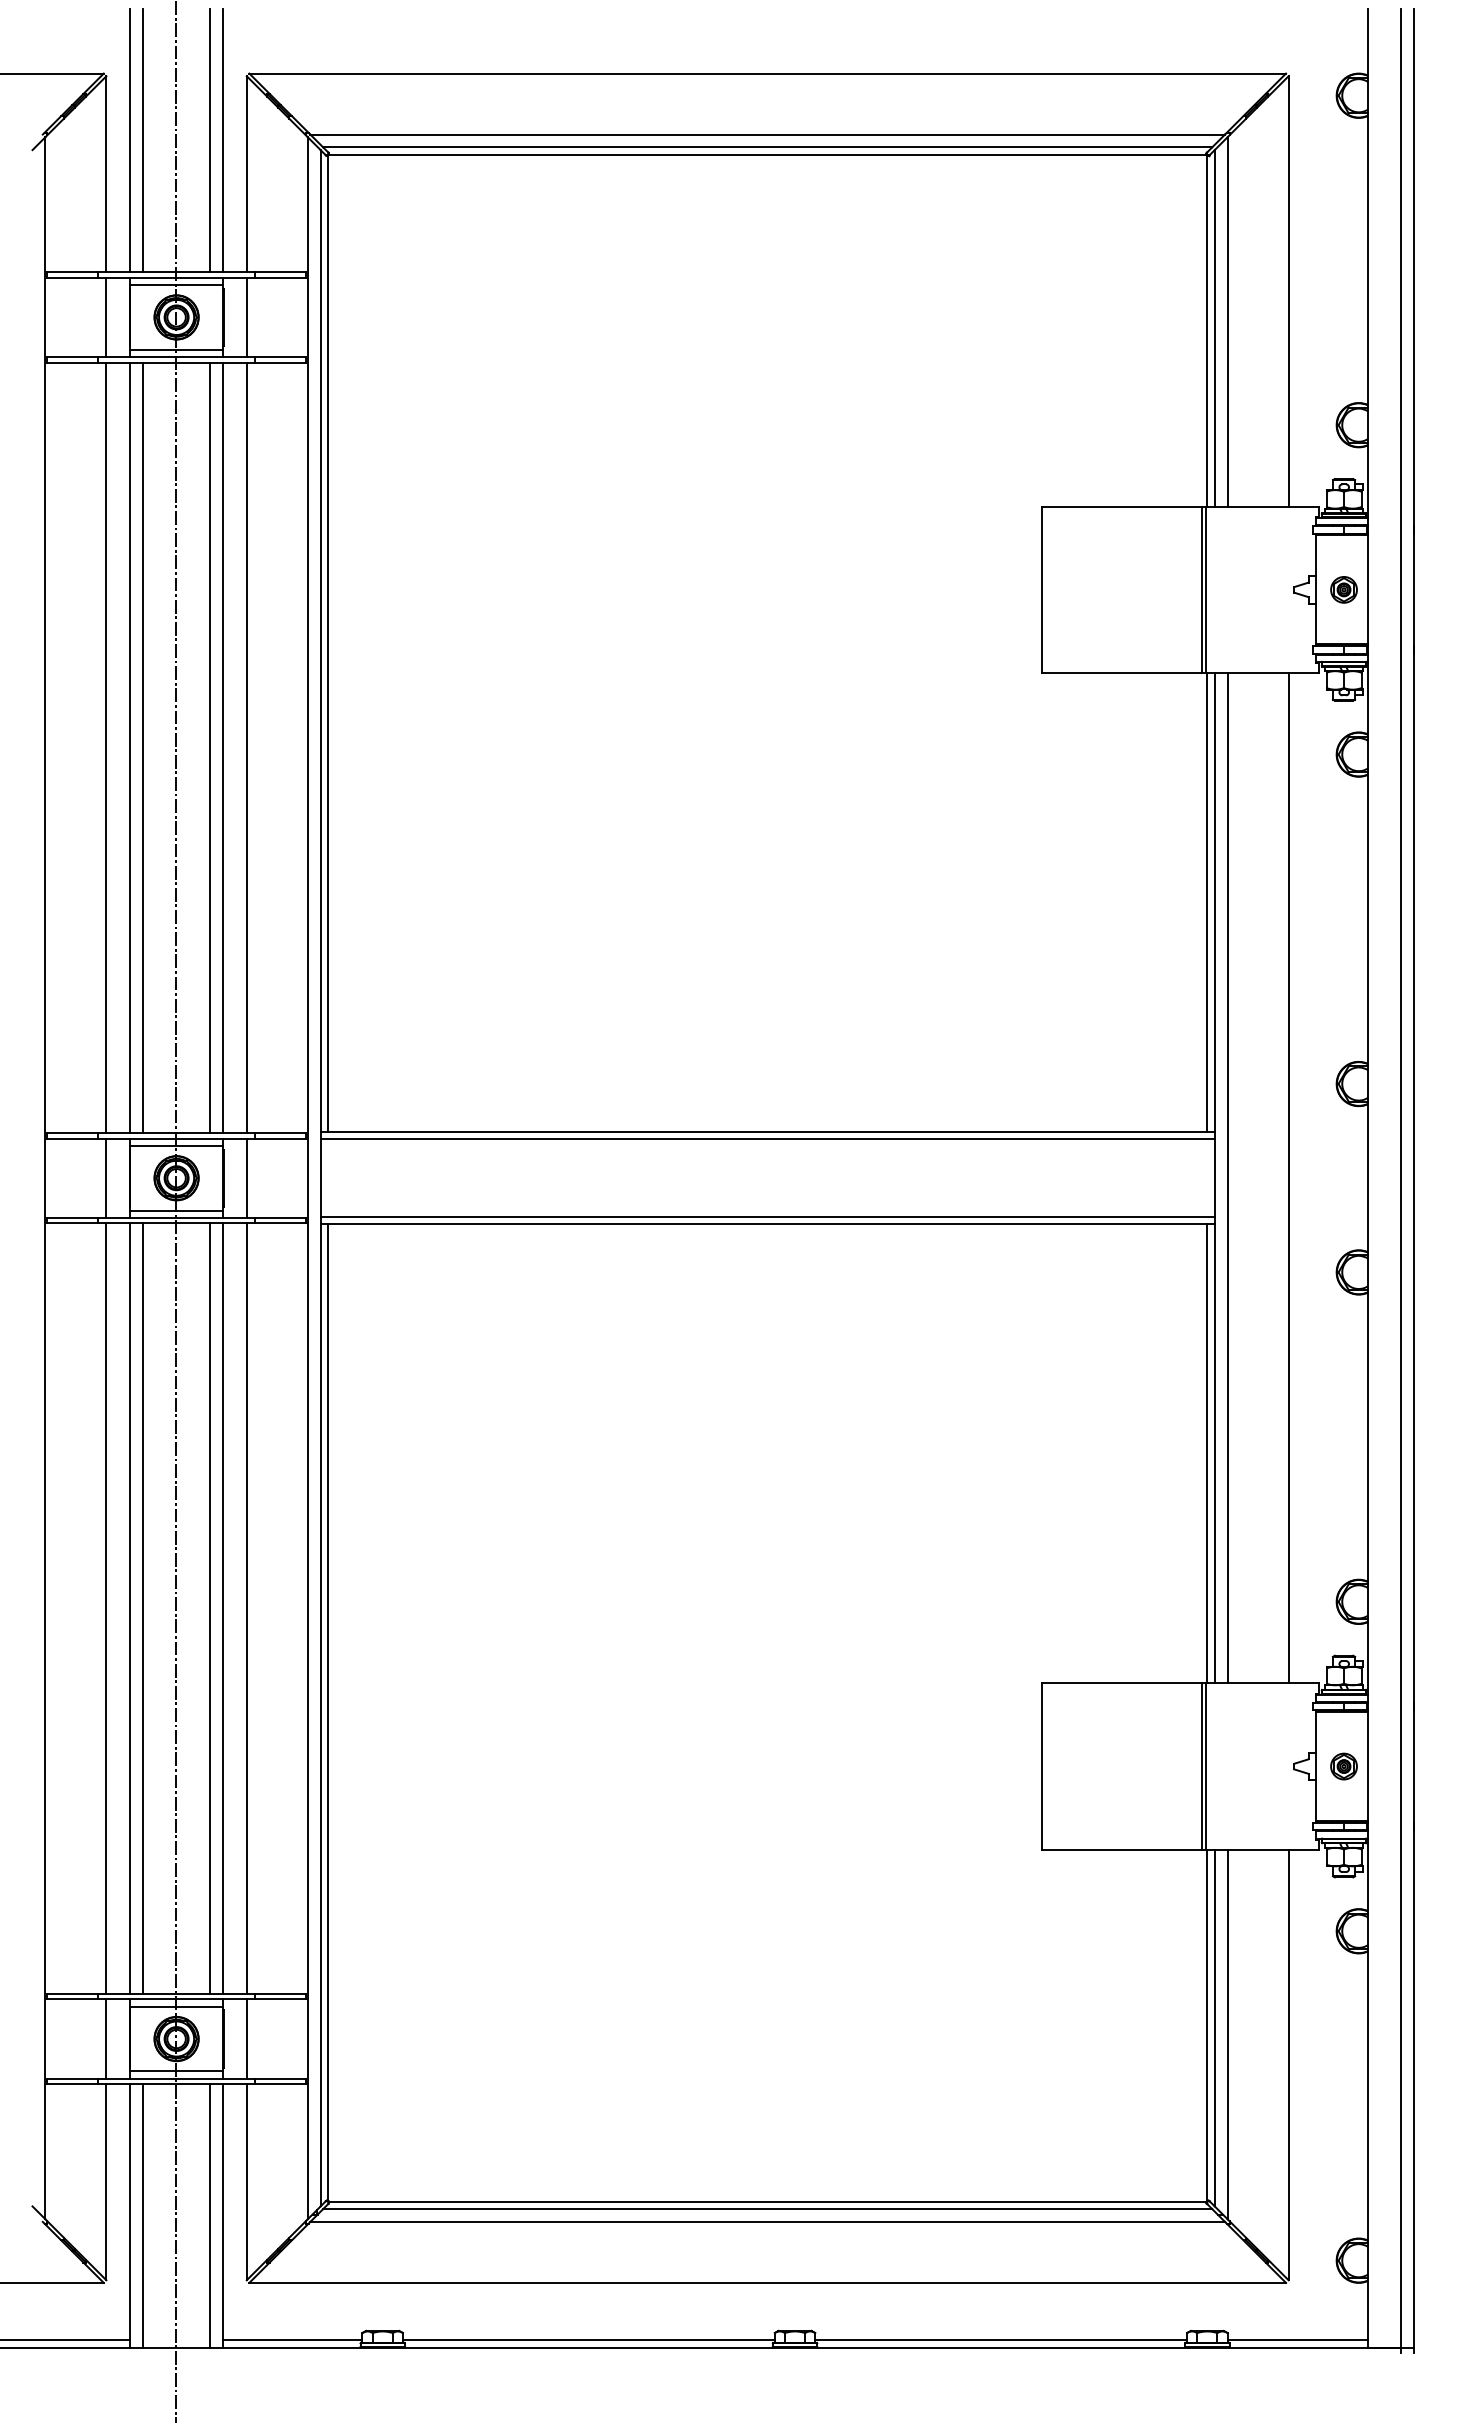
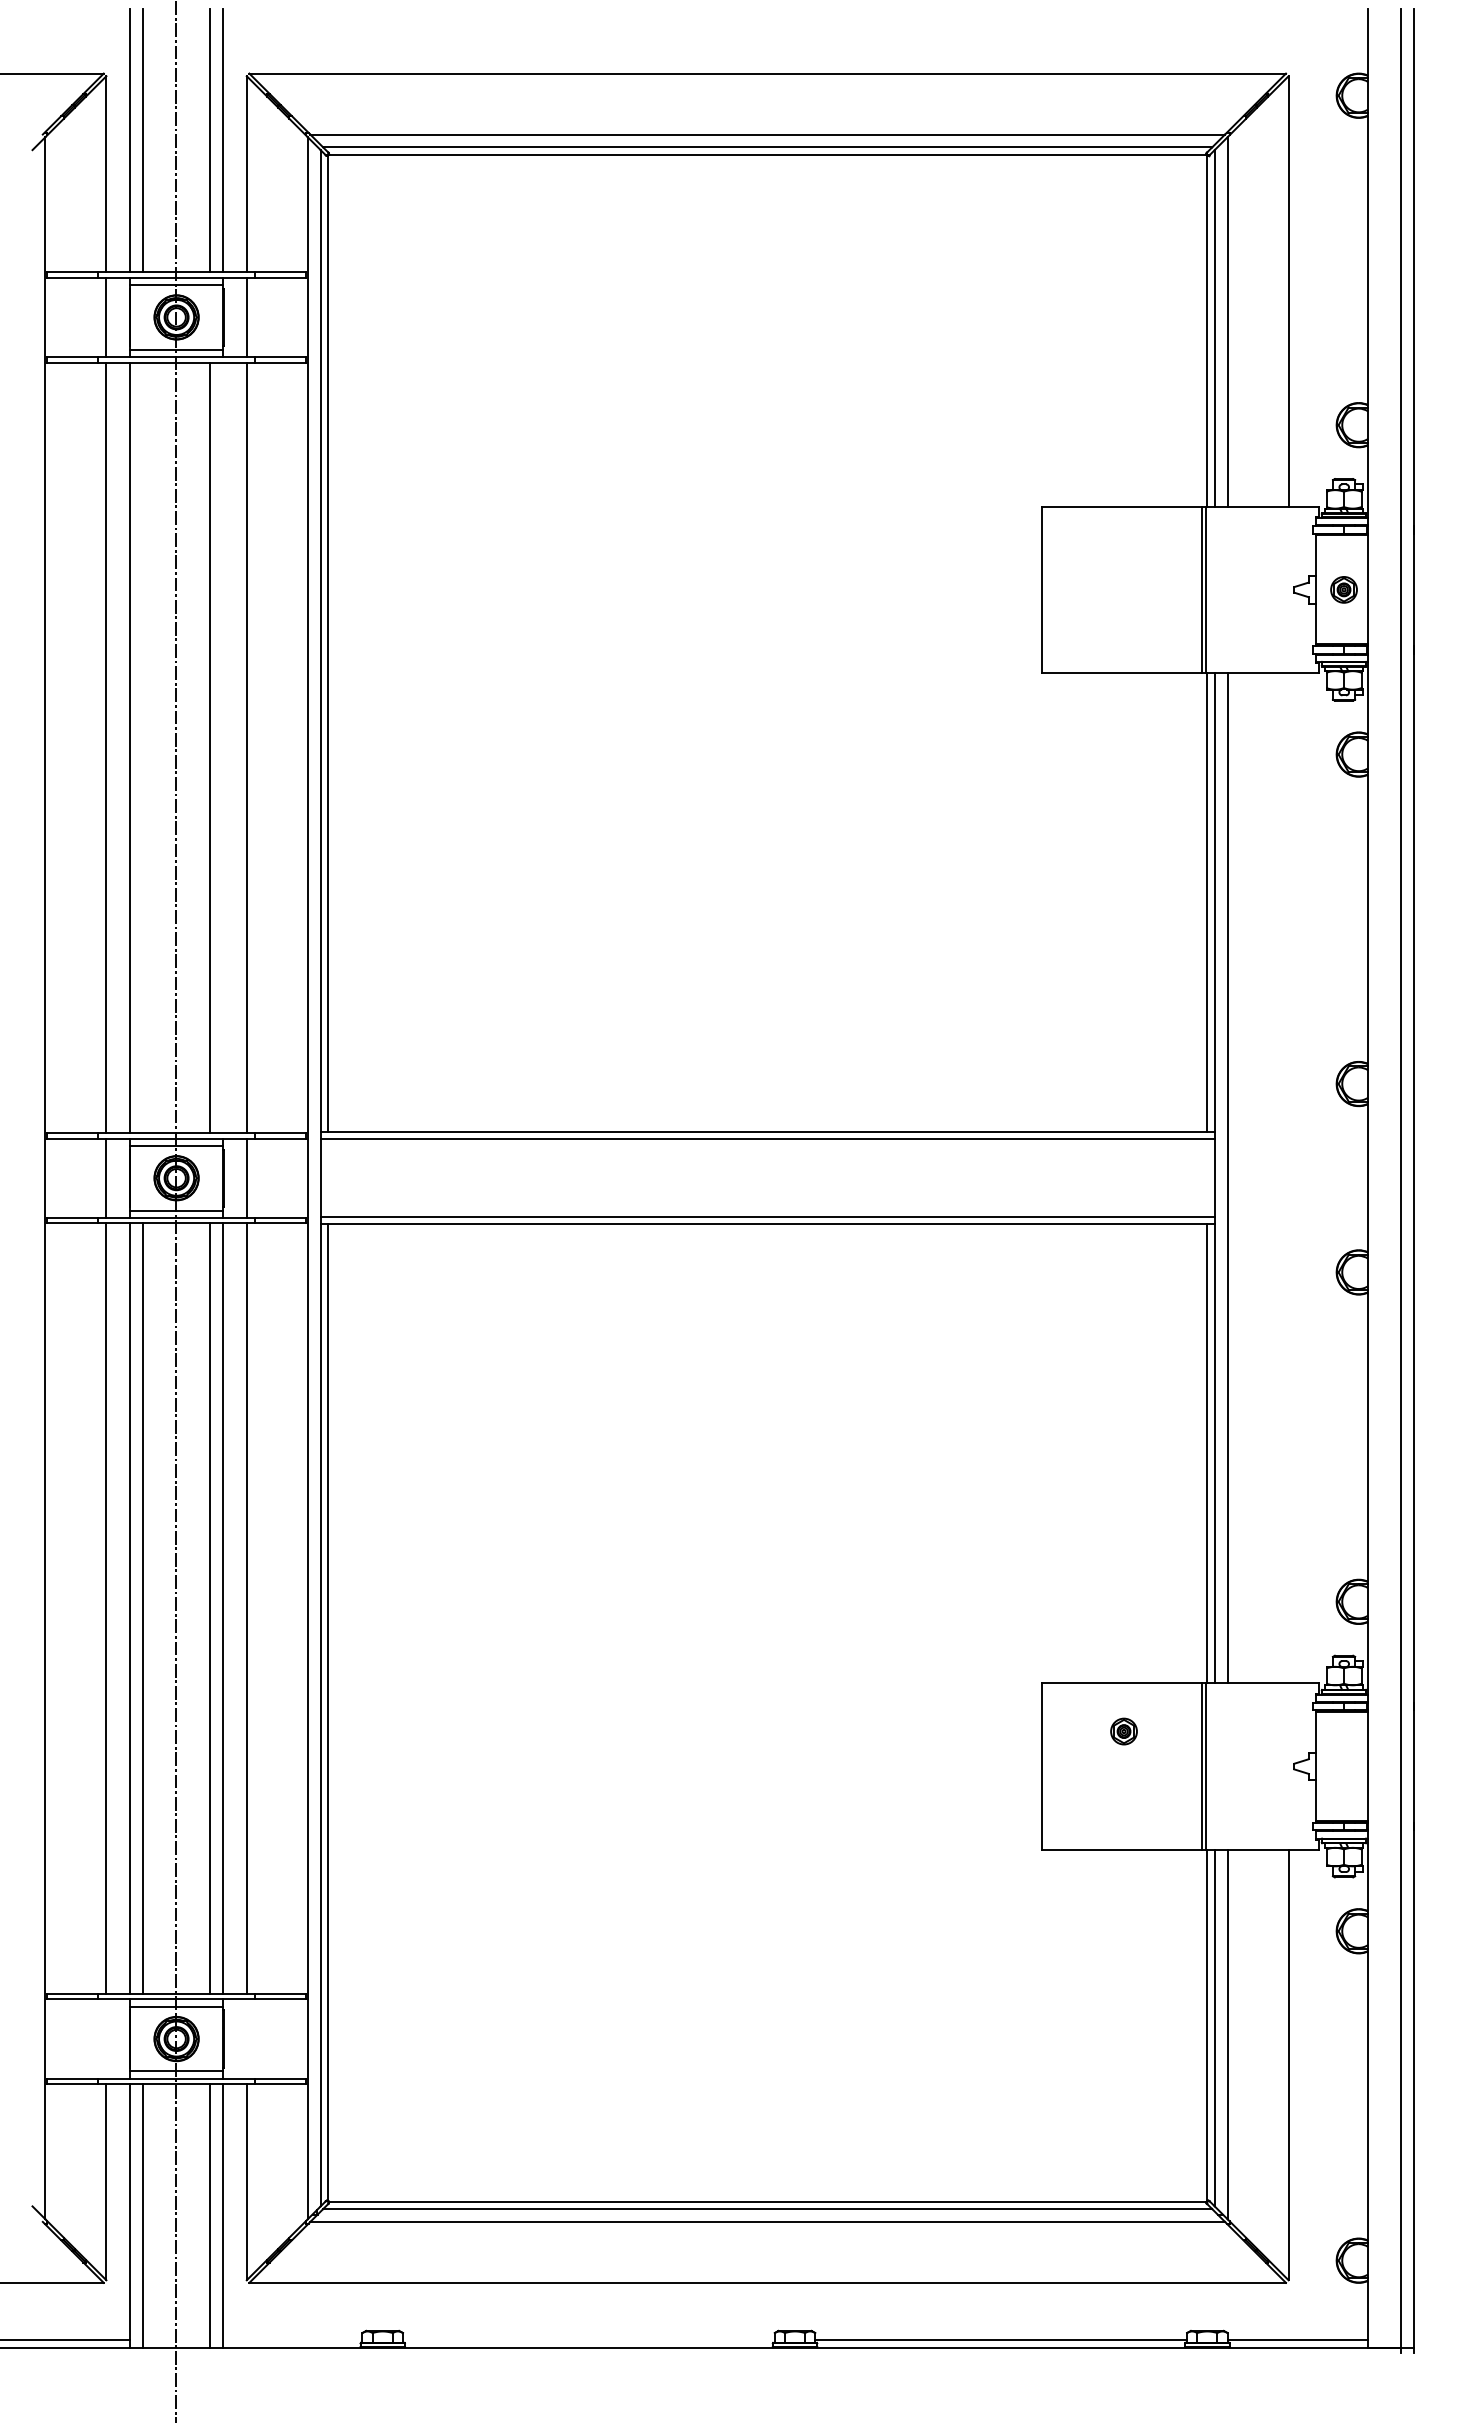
line: present -> none (143, 747)
line: present -> none (222, 747)
line: present -> none (1288, 1178)
part position: (1343, 1766) -> (1123, 1731) (1123, 1731)
line: present -> none (106, 2038)
line: present -> none (246, 2038)
line: present -> none (292, 2340)
line: present -> none (588, 2340)
